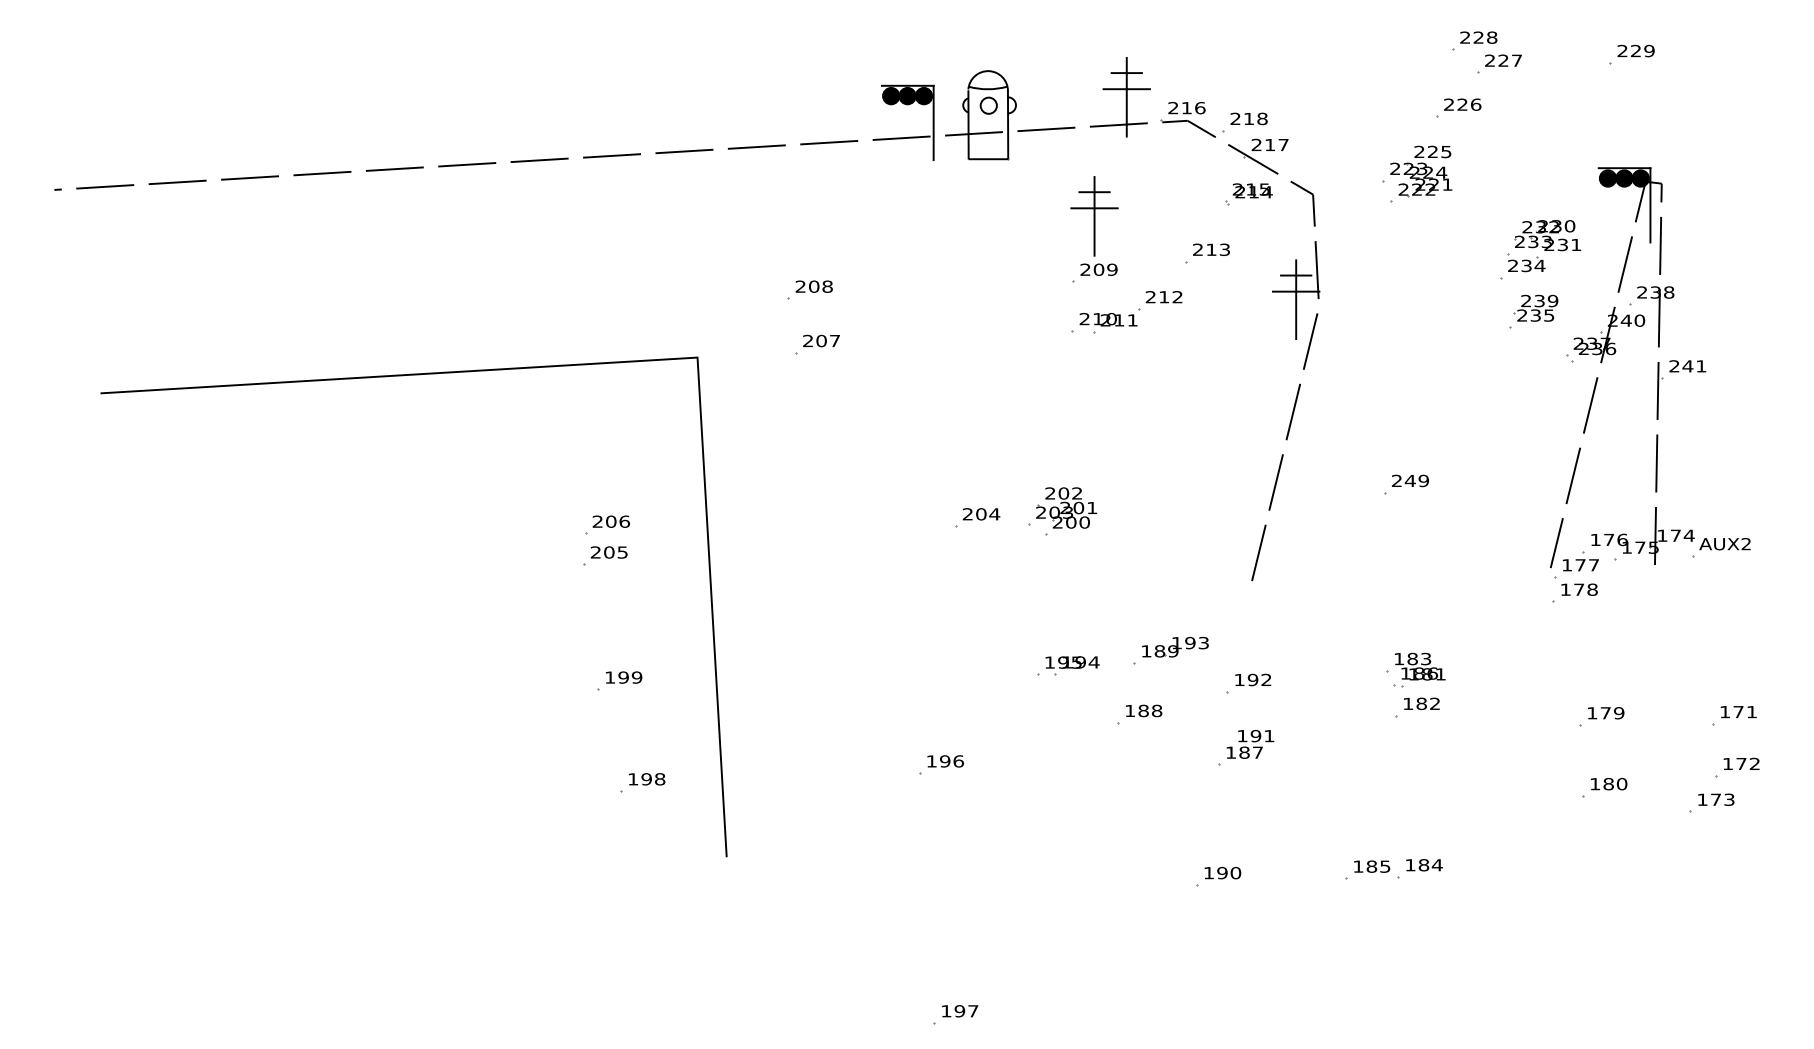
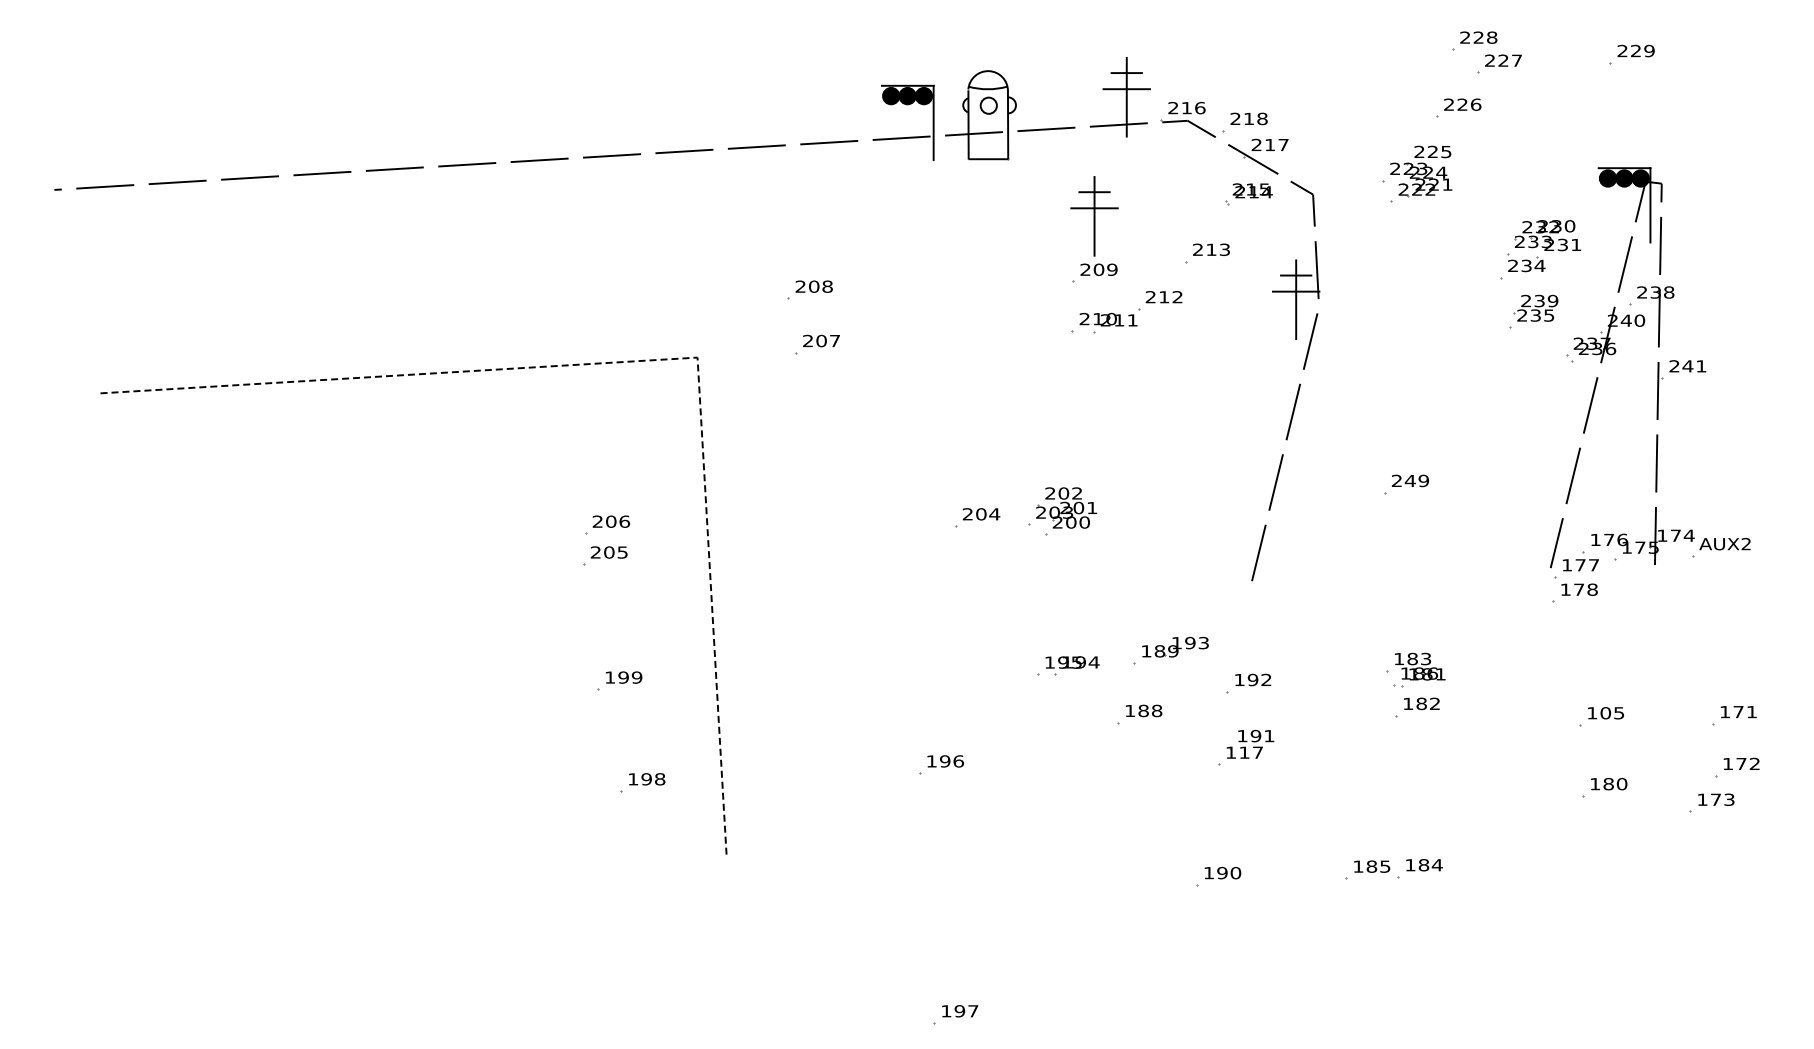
line: solid -> dashed (649, 360)
text: 179 -> 105 (1612, 713)
text: 187 -> 117 (1244, 752)
